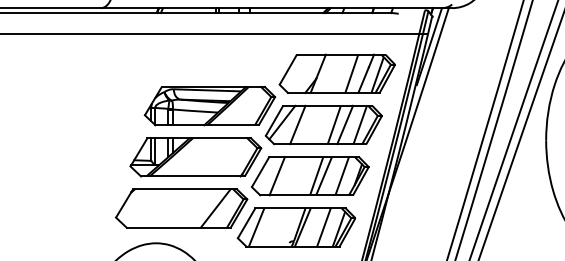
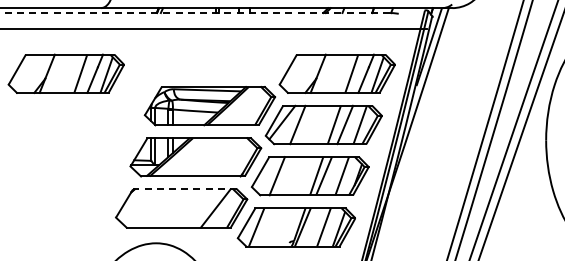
line: solid -> dashed (195, 13)
line position: (214, 33) -> (214, 28) (214, 28)
part: none -> present (65, 73)
line: solid -> dashed (185, 189)
